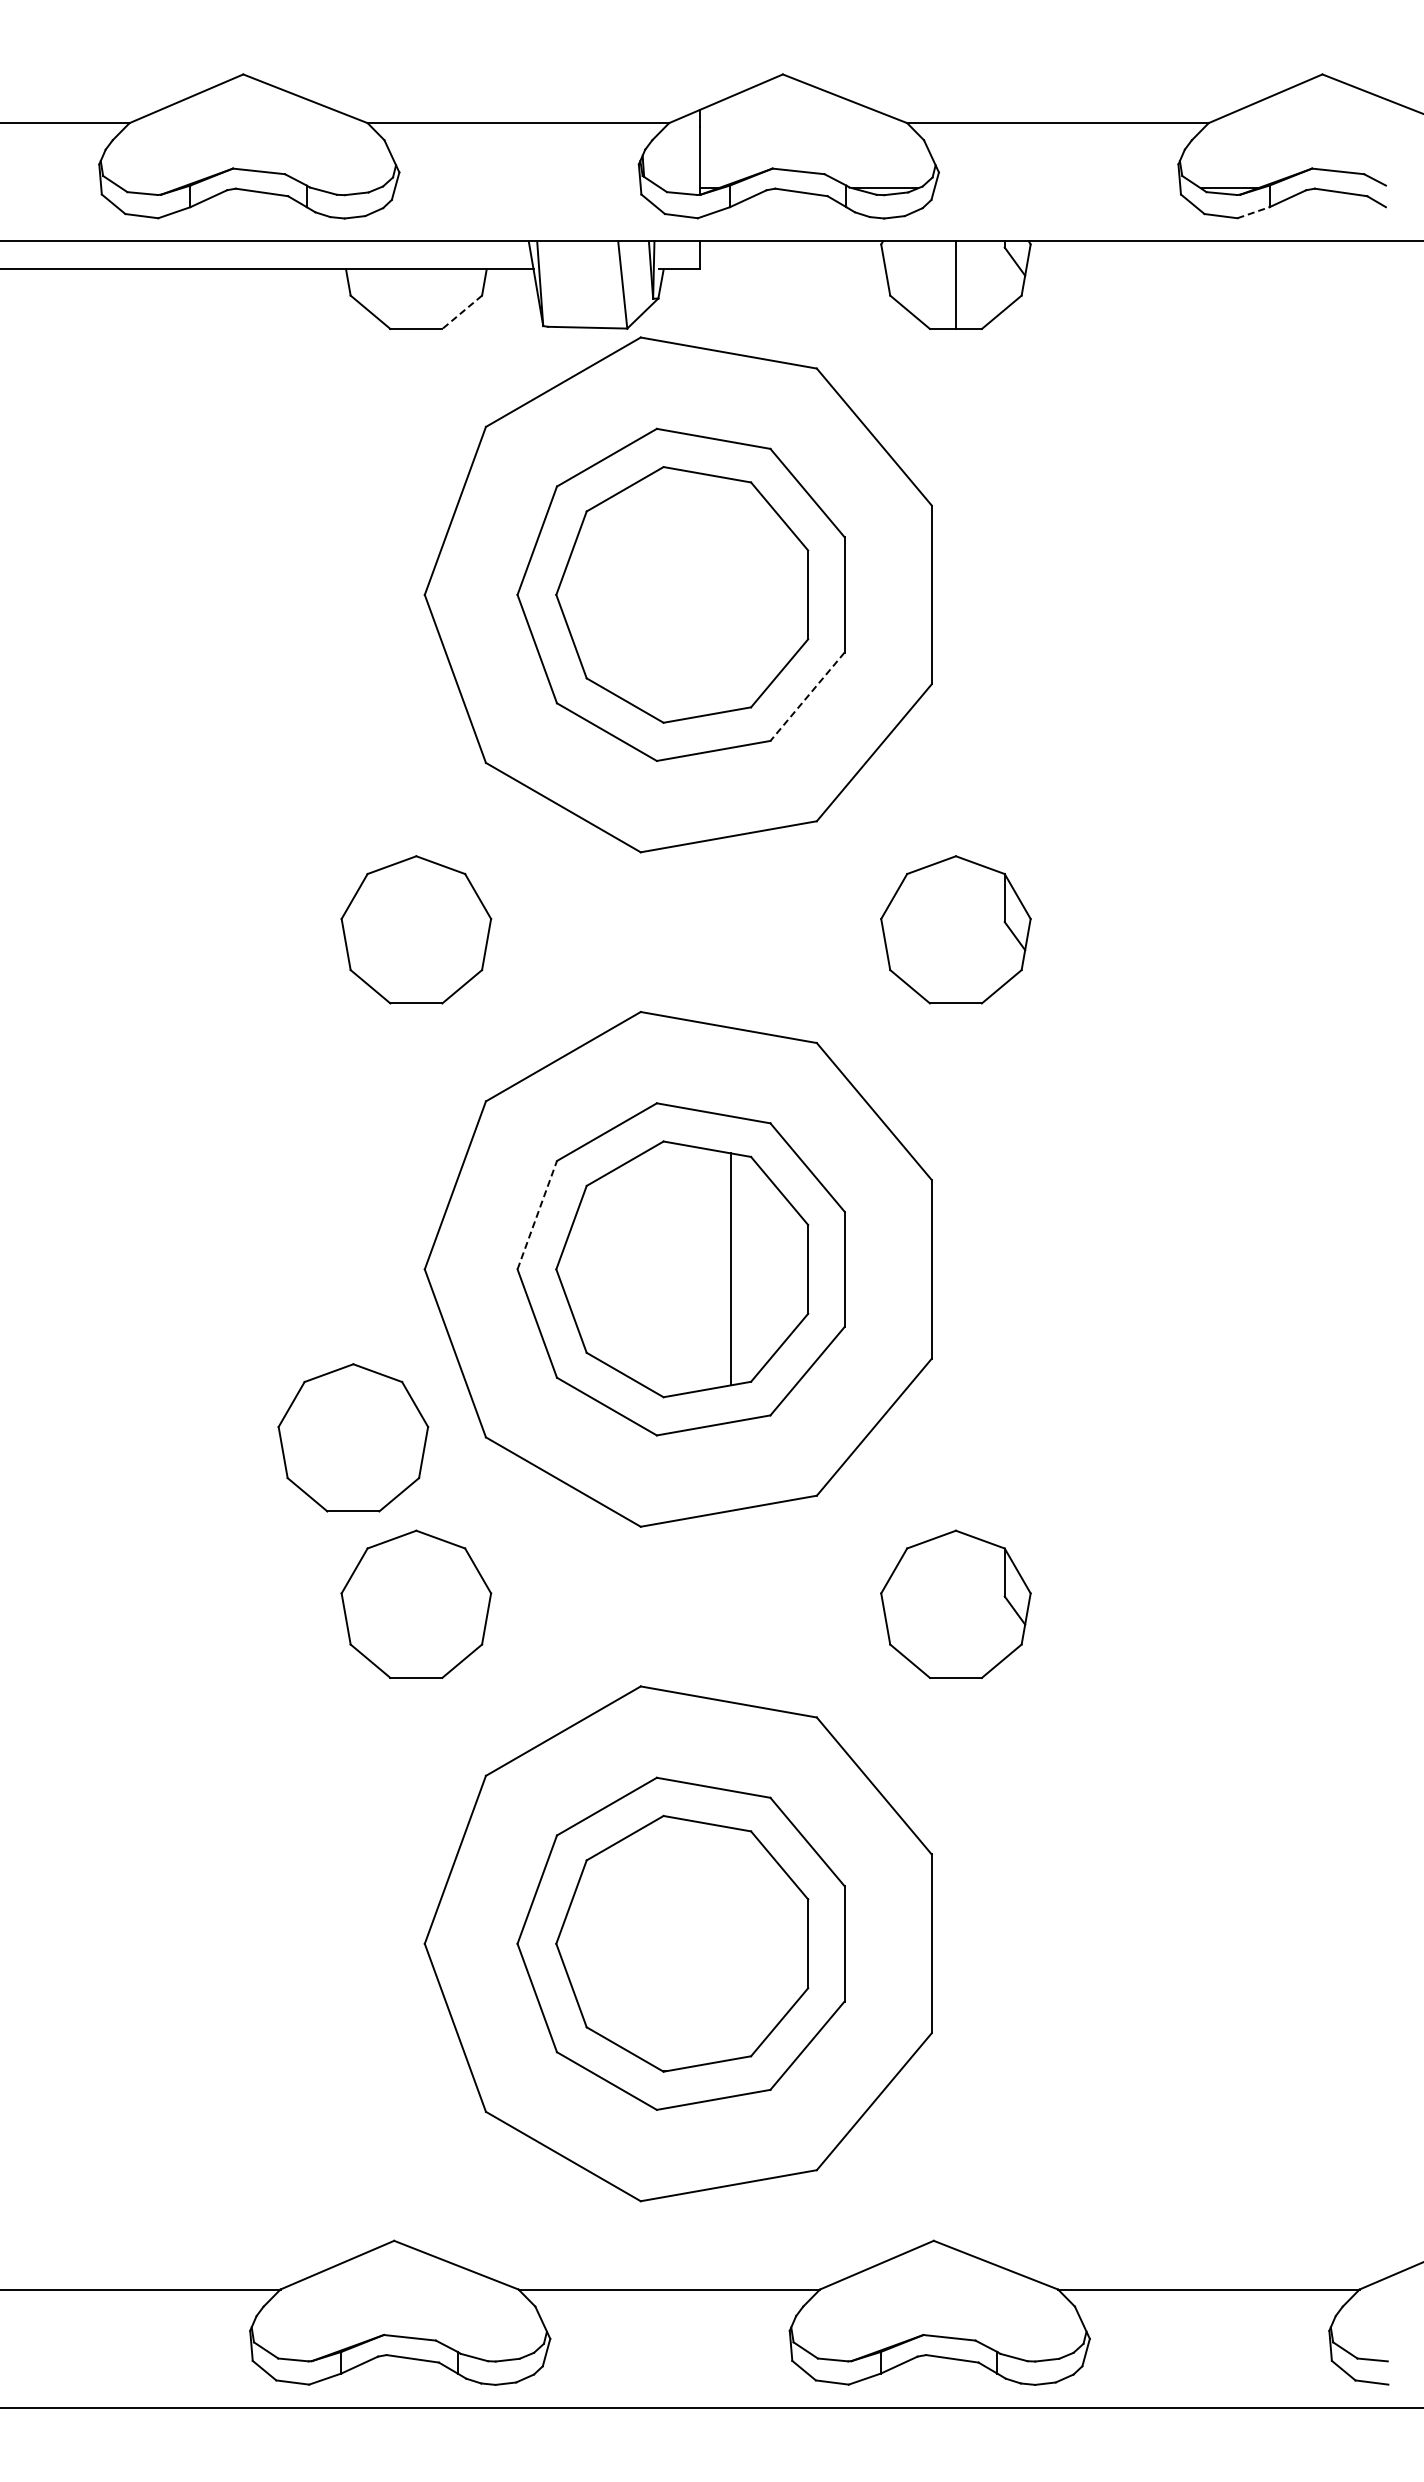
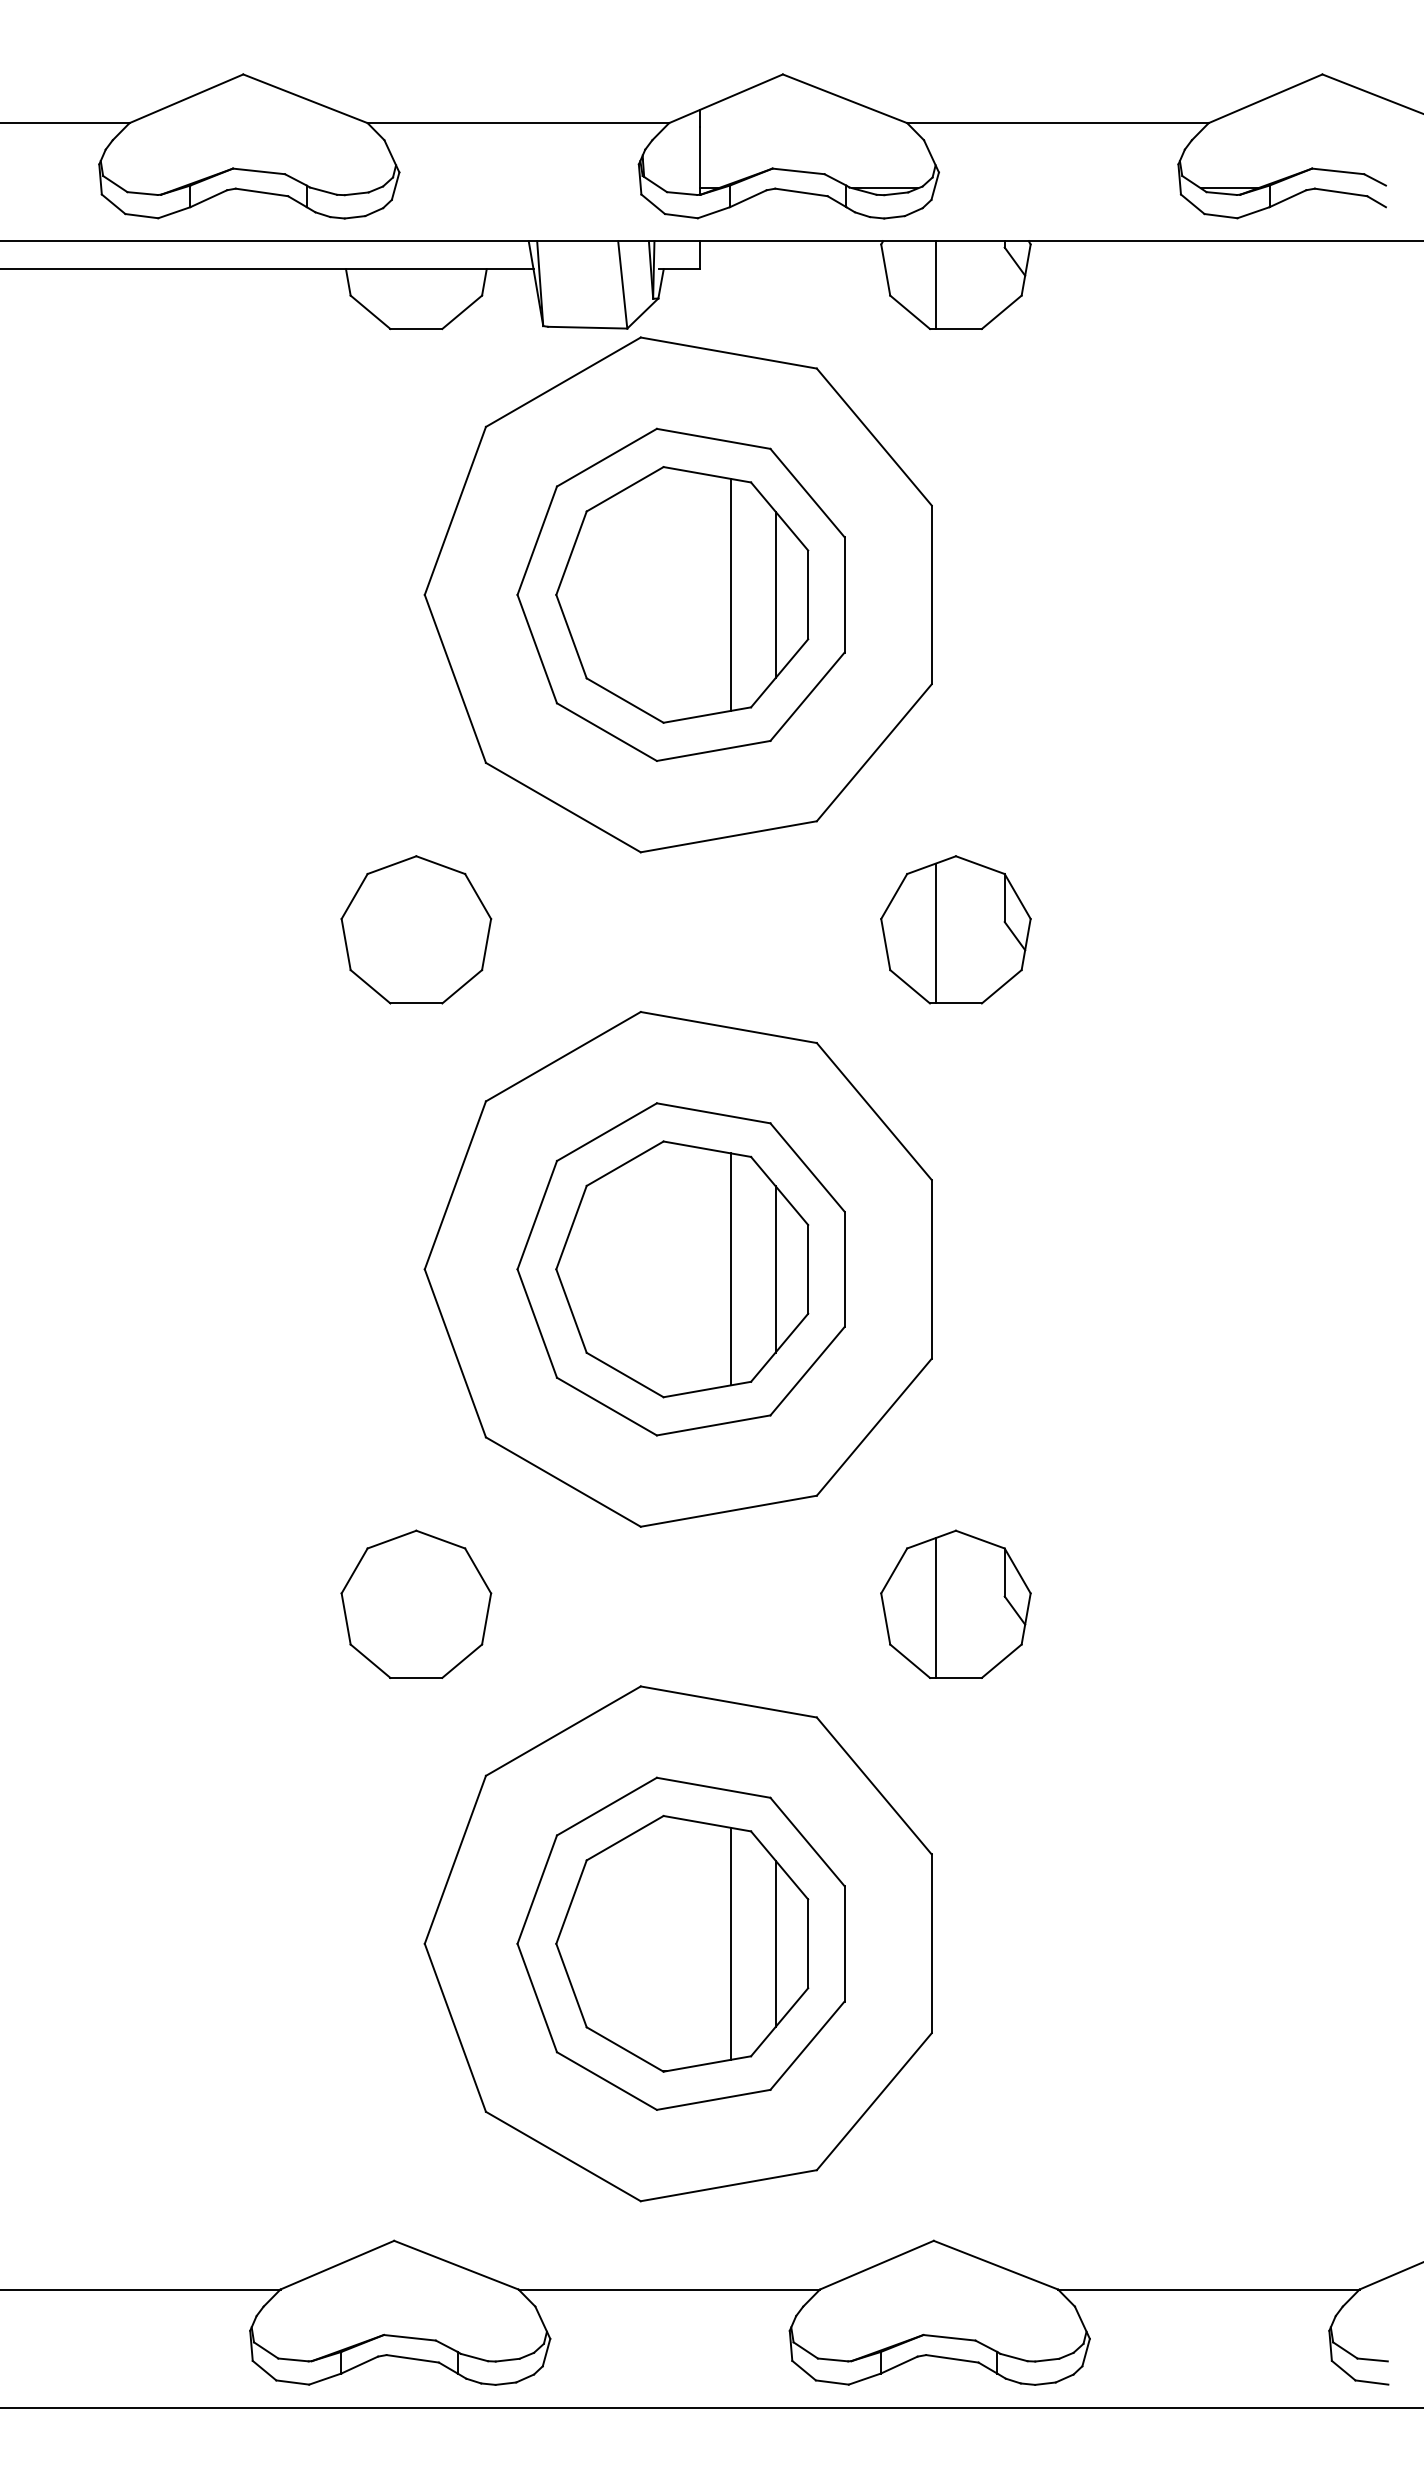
line: dashed -> solid (1253, 212)
line position: (955, 284) -> (935, 284) (935, 284)
line: dashed -> solid (462, 312)
line: none -> present (731, 594)
line: none -> present (775, 594)
line: dashed -> solid (807, 696)
line: none -> present (935, 933)
line: dashed -> solid (537, 1215)
line: none -> present (775, 1269)
part: present -> none (353, 1437)
line: none -> present (935, 1607)
line: none -> present (731, 1943)
line: none -> present (775, 1943)
